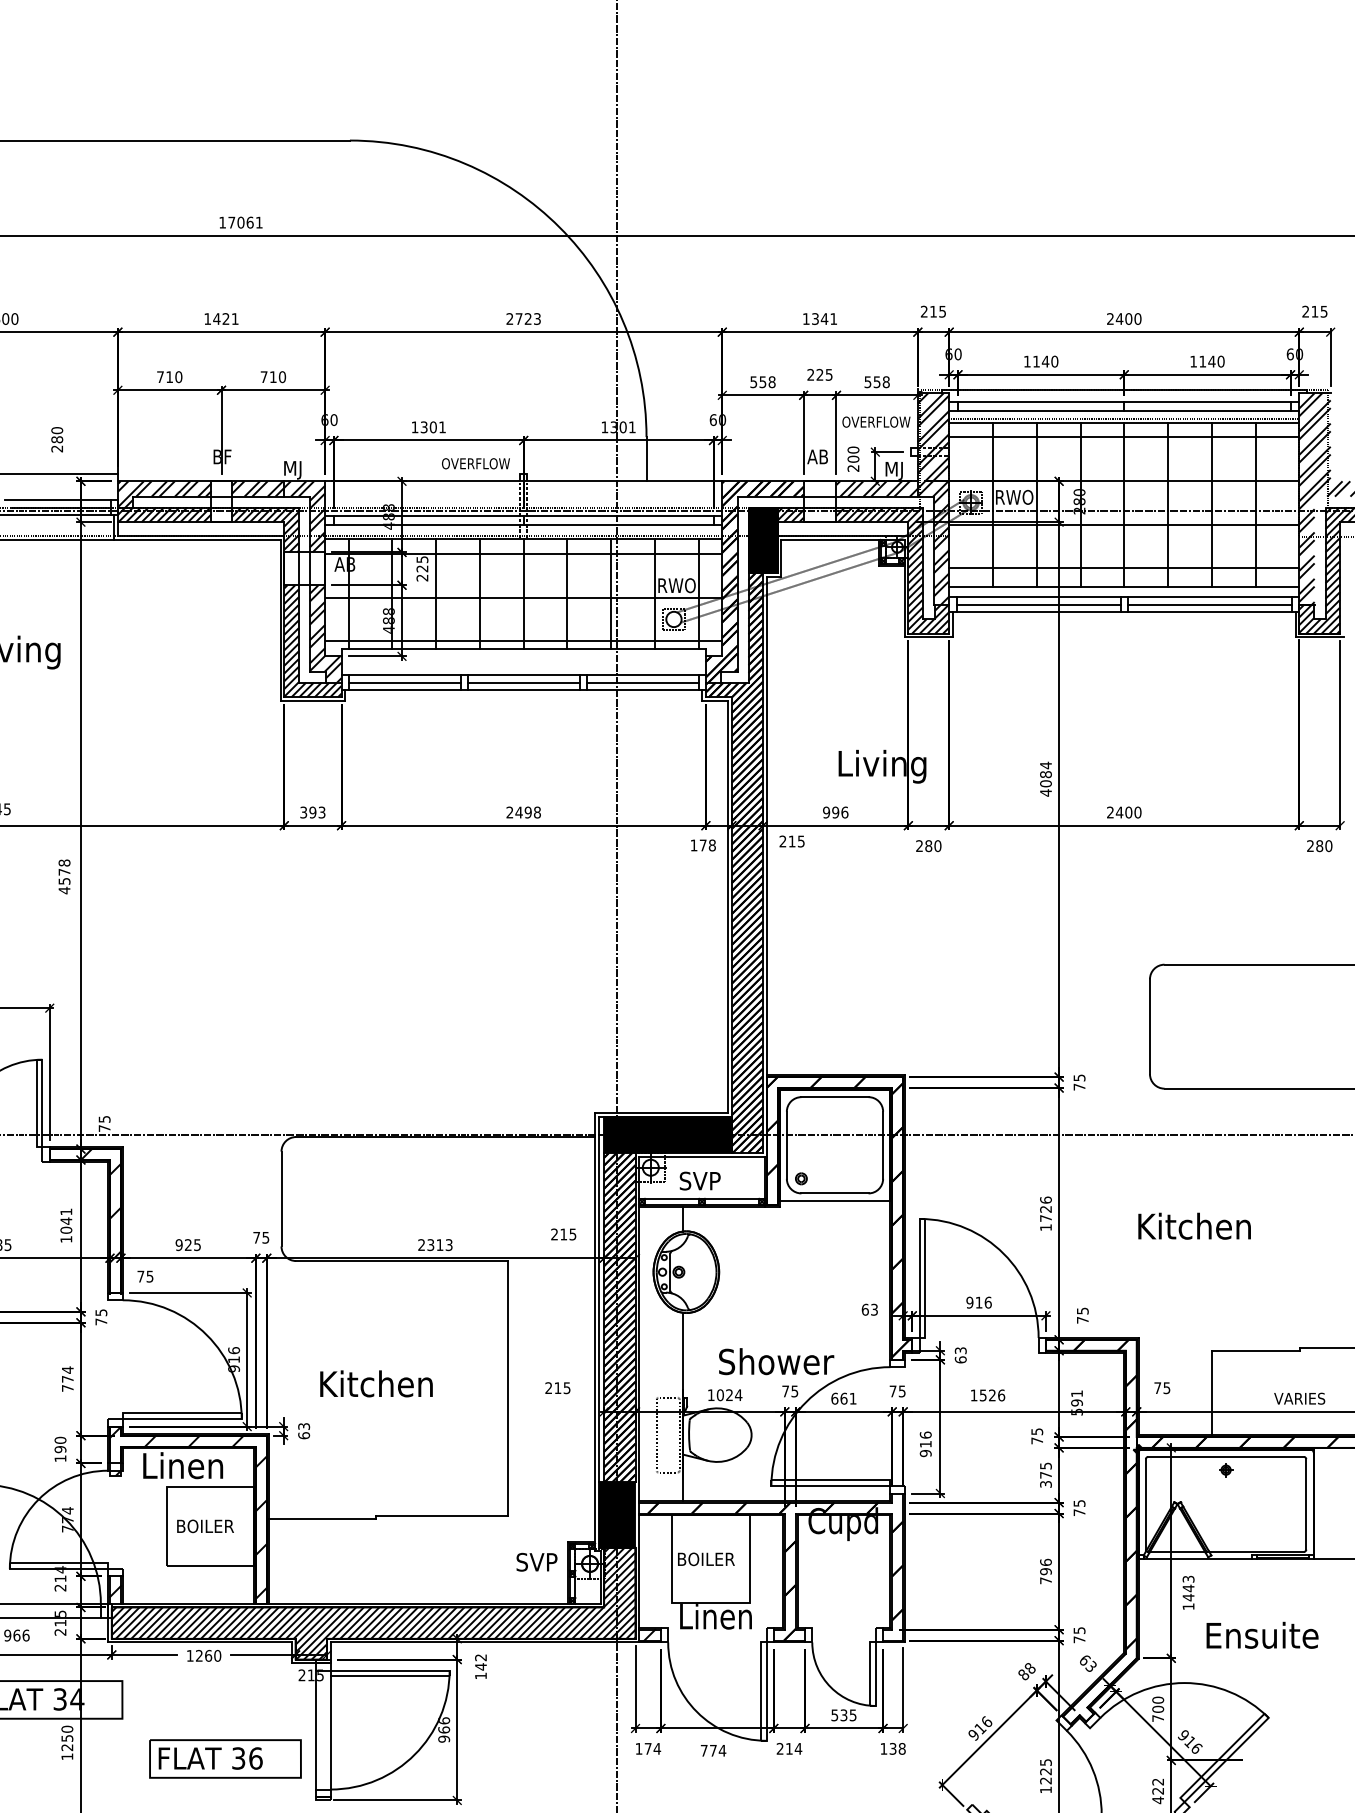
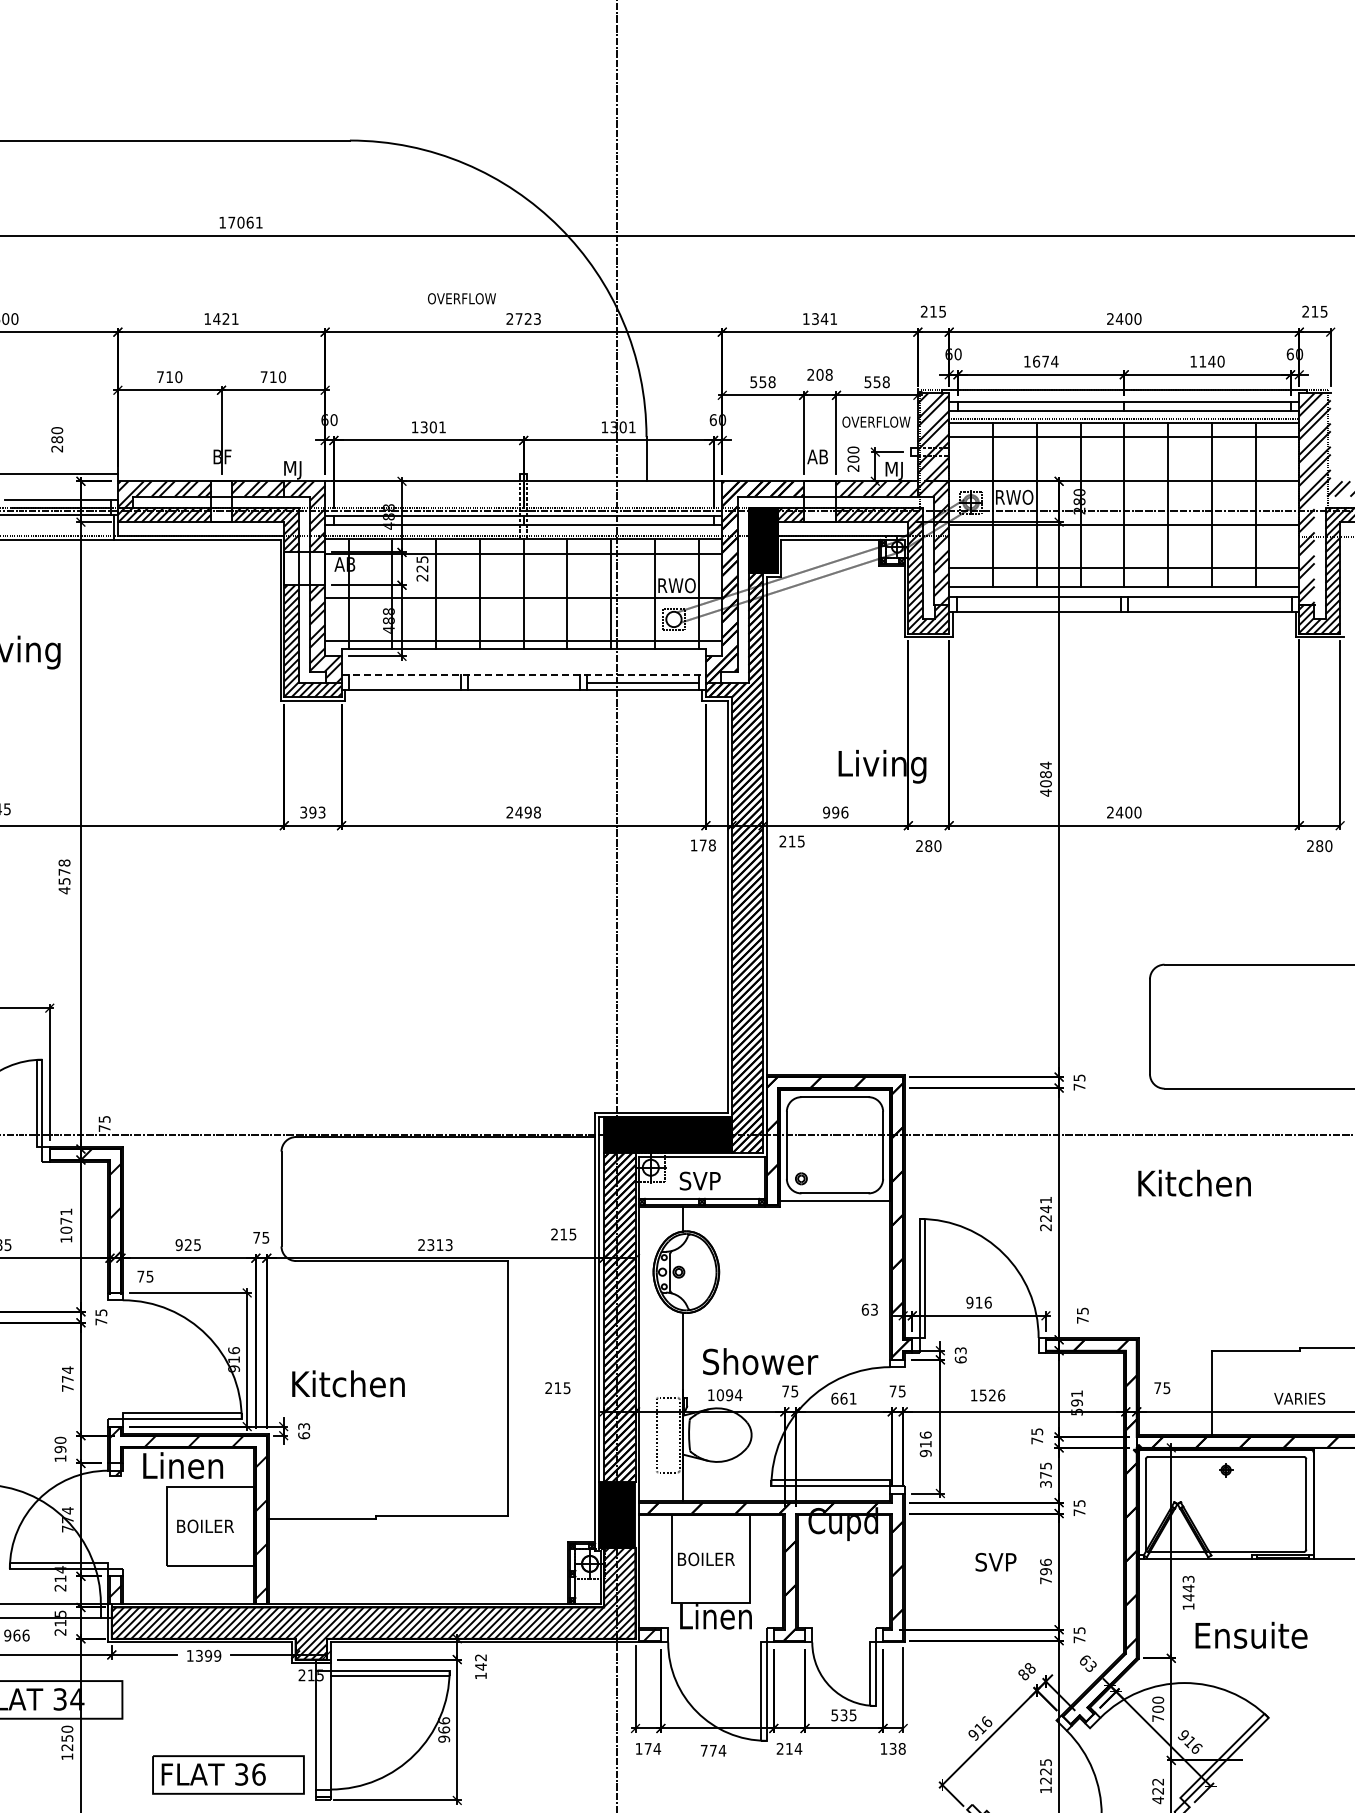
text: 1140 -> 1674 (1045, 361)
text: 225 -> 208 (824, 374)
text position: (475, 463) -> (461, 298) (461, 298)
line: present -> none (1038, 604)
line: present -> none (1209, 604)
line: solid -> dashed (524, 675)
line: present -> none (404, 682)
line: present -> none (523, 682)
text: 1726 -> 2241 (1045, 1213)
text: 1041 -> 1071 (66, 1220)
text position: (1194, 1225) -> (1194, 1182) (1194, 1182)
text position: (776, 1361) -> (760, 1361) (760, 1361)
text position: (376, 1383) -> (348, 1383) (348, 1383)
text: 1024 -> 1094 (729, 1395)
text position: (536, 1561) -> (995, 1561) (995, 1561)
text position: (1262, 1634) -> (1251, 1634) (1251, 1634)
text: 1260 -> 1399 (208, 1655)
part position: (225, 1758) -> (228, 1774) (228, 1774)
